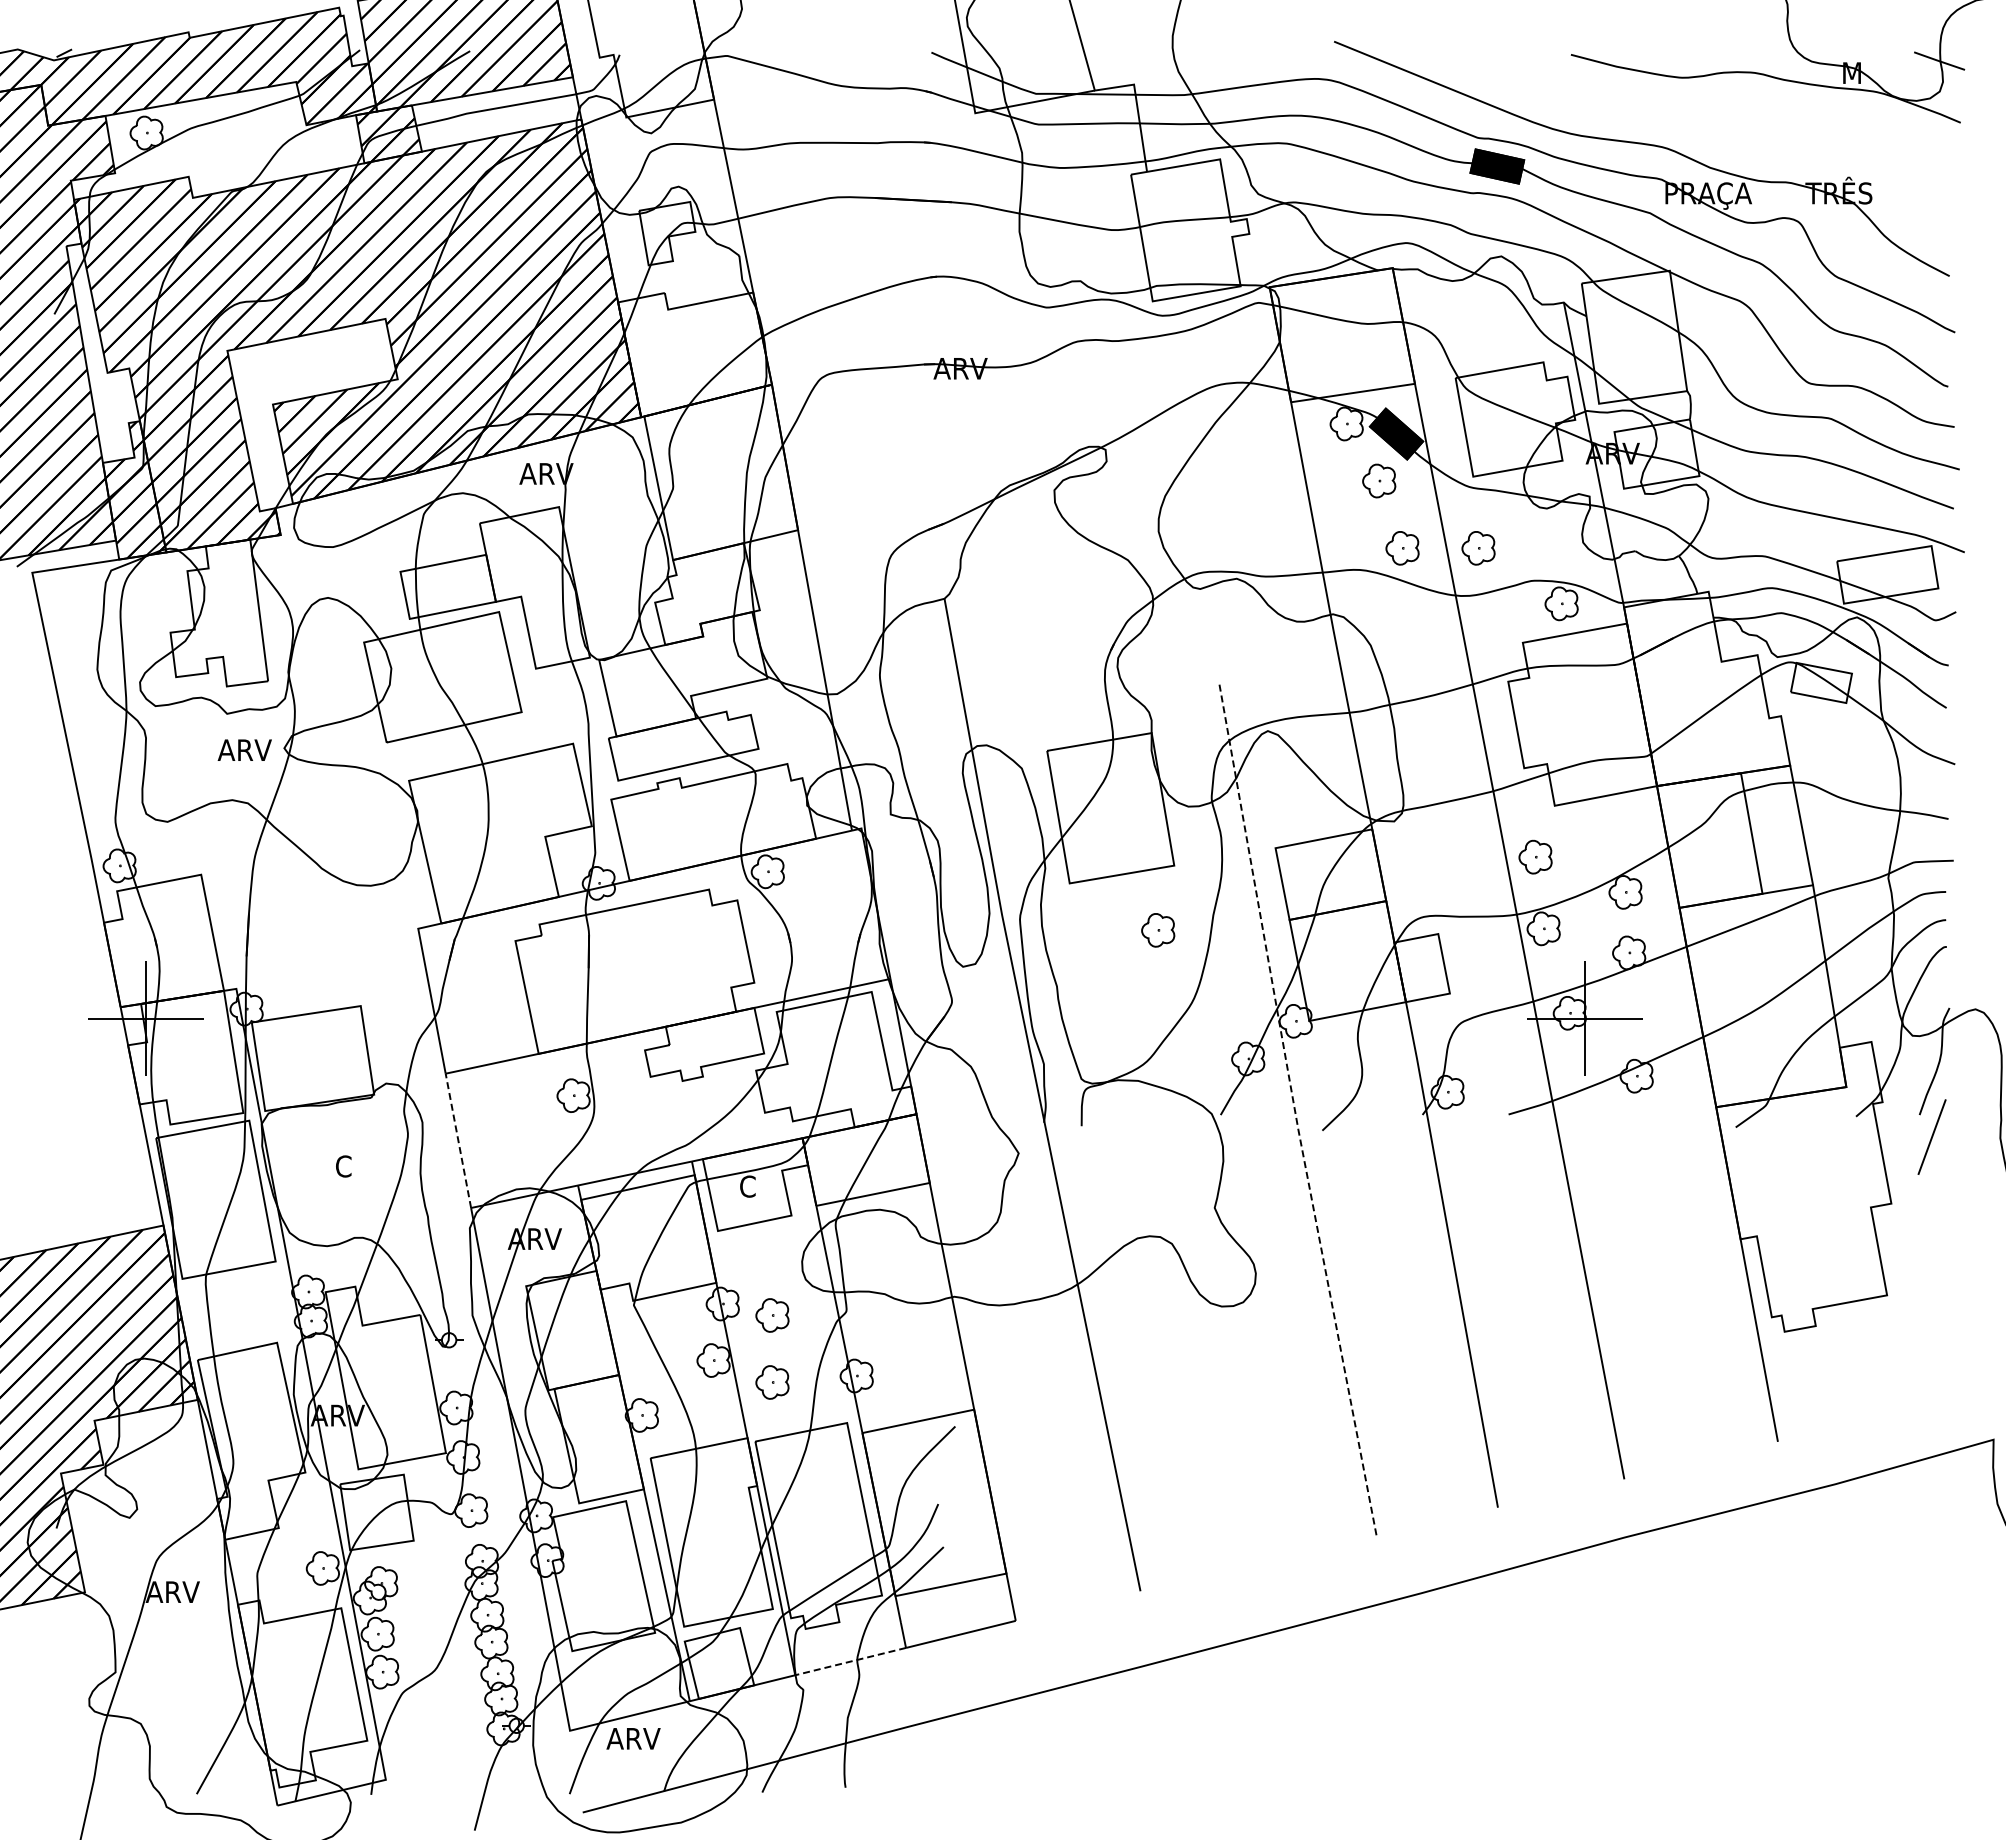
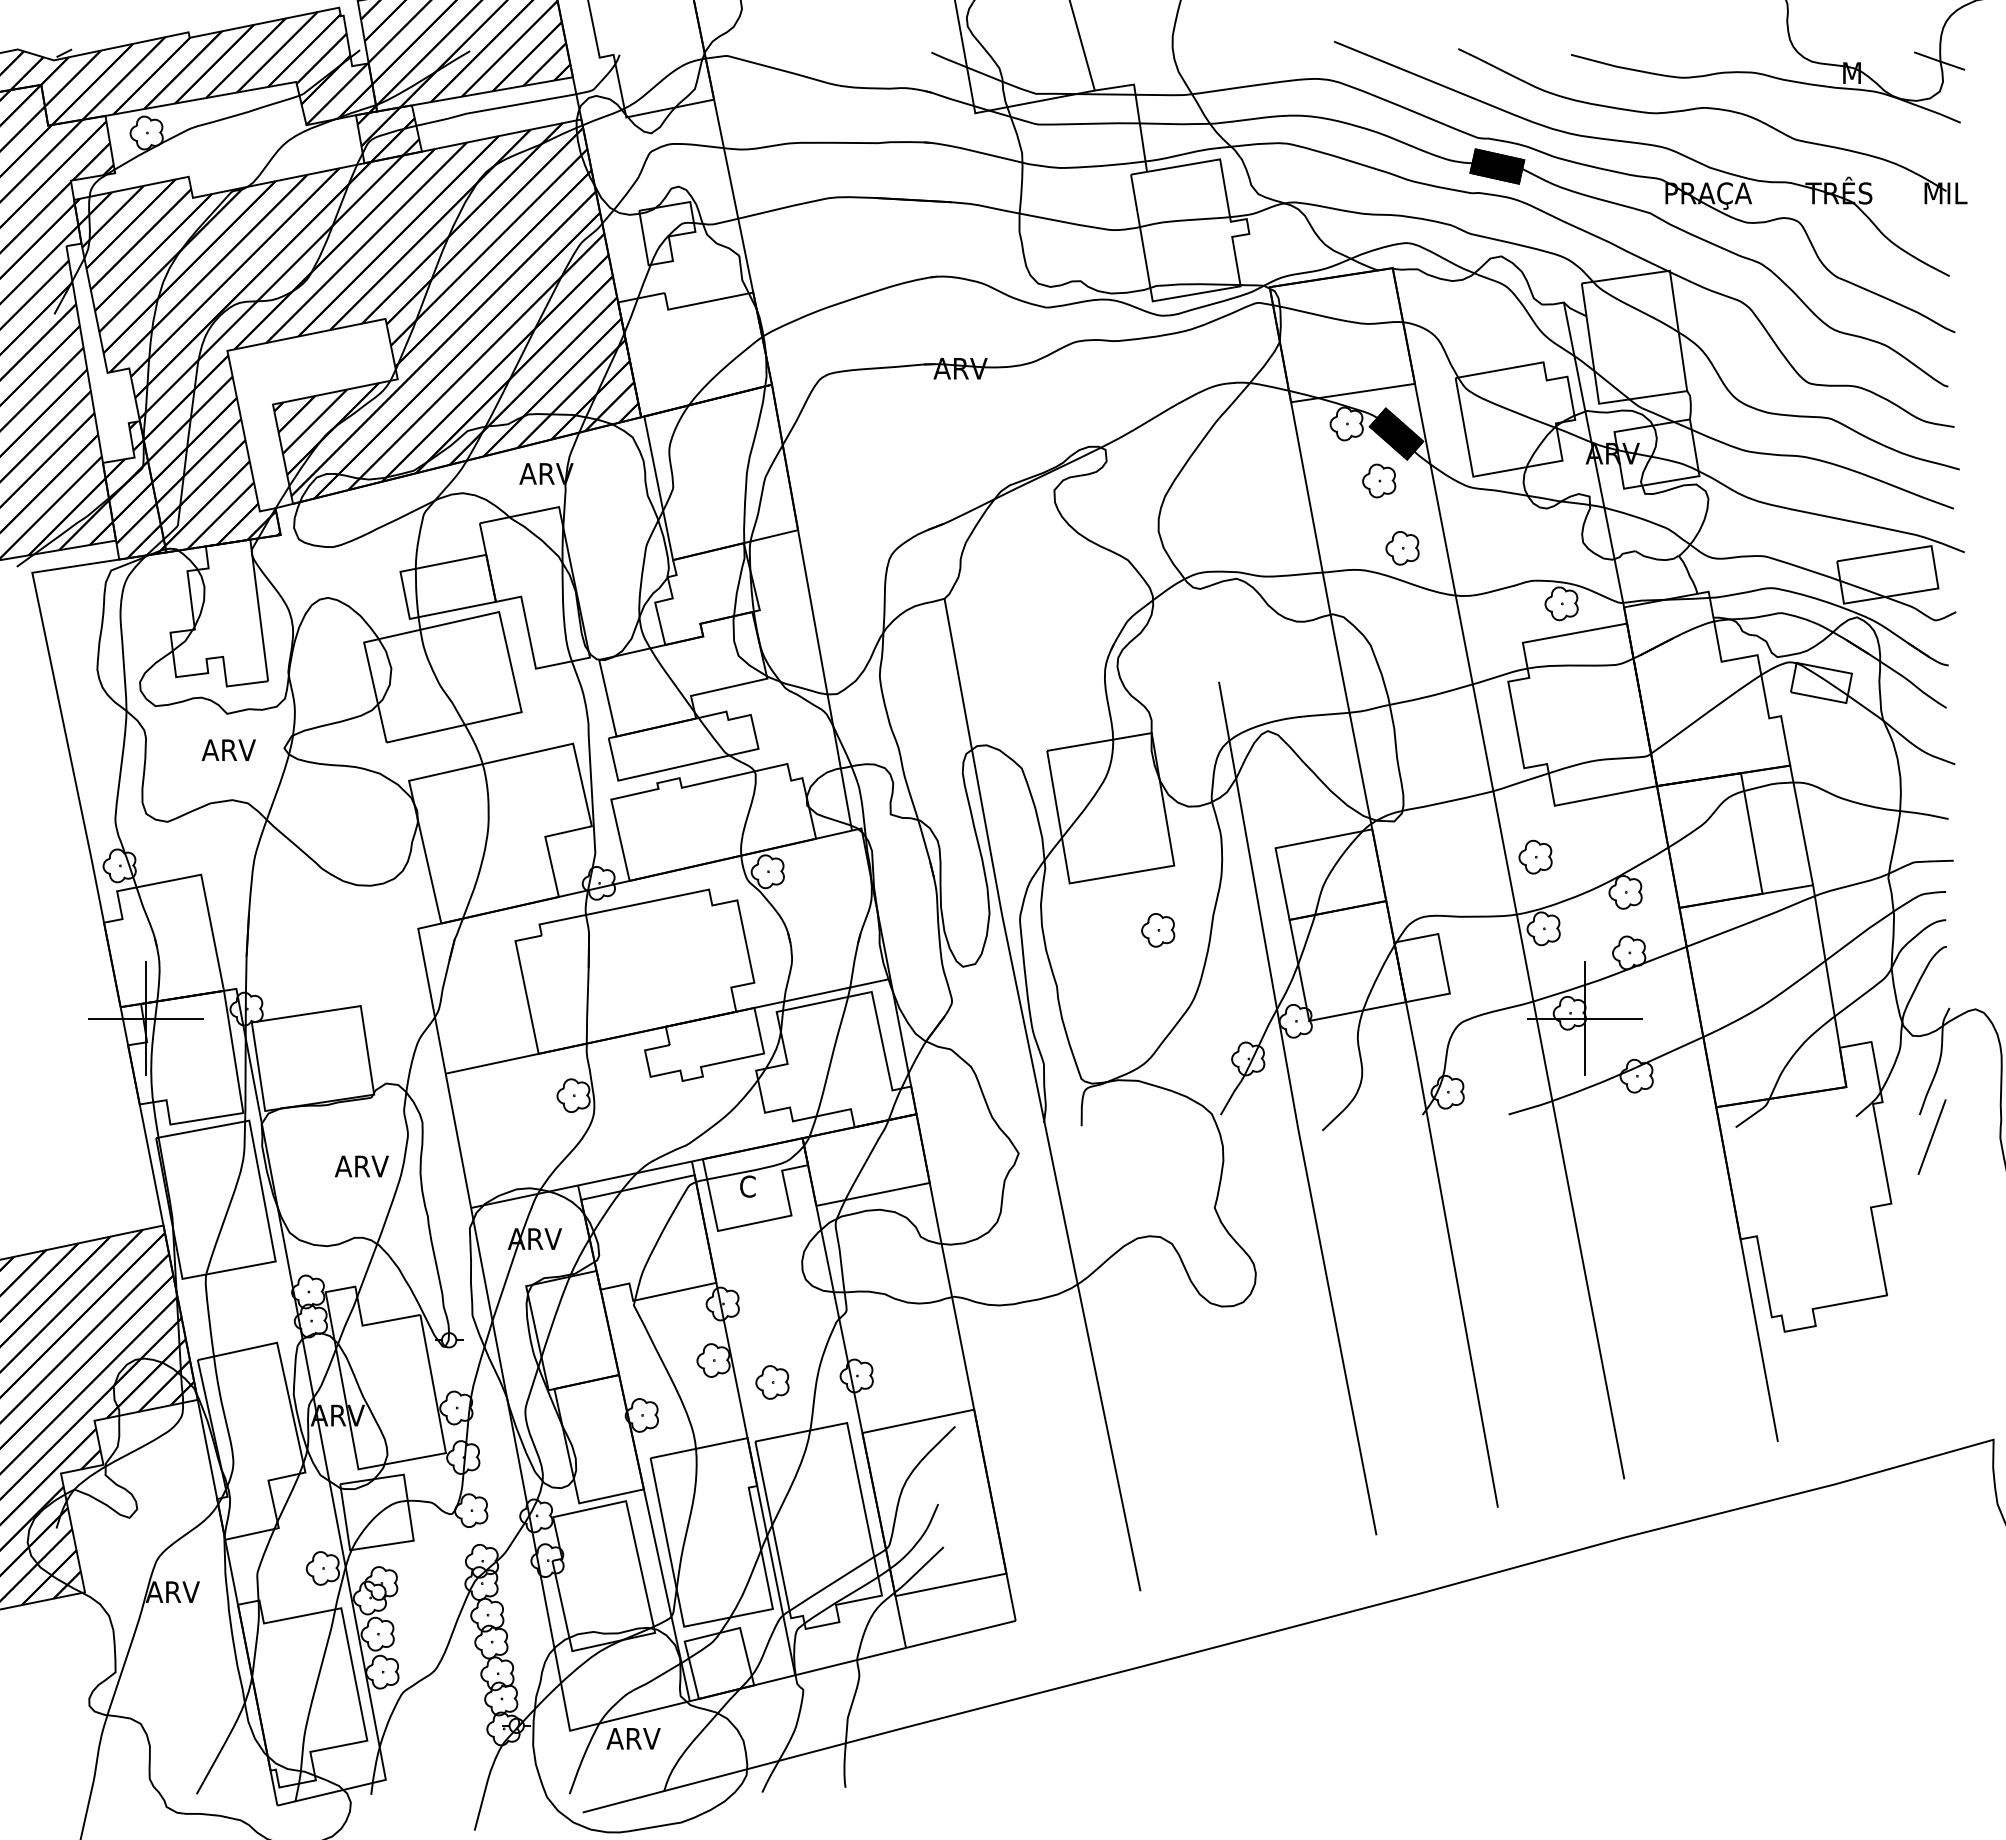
part: none -> present (1712, 109)
part: present -> none (1478, 548)
text position: (244, 749) -> (228, 749) (228, 749)
line: dashed -> solid (1294, 1109)
line: dashed -> solid (458, 1140)
text: C -> ARV (361, 1166)
part: present -> none (772, 1315)
line: dashed -> solid (850, 1661)
